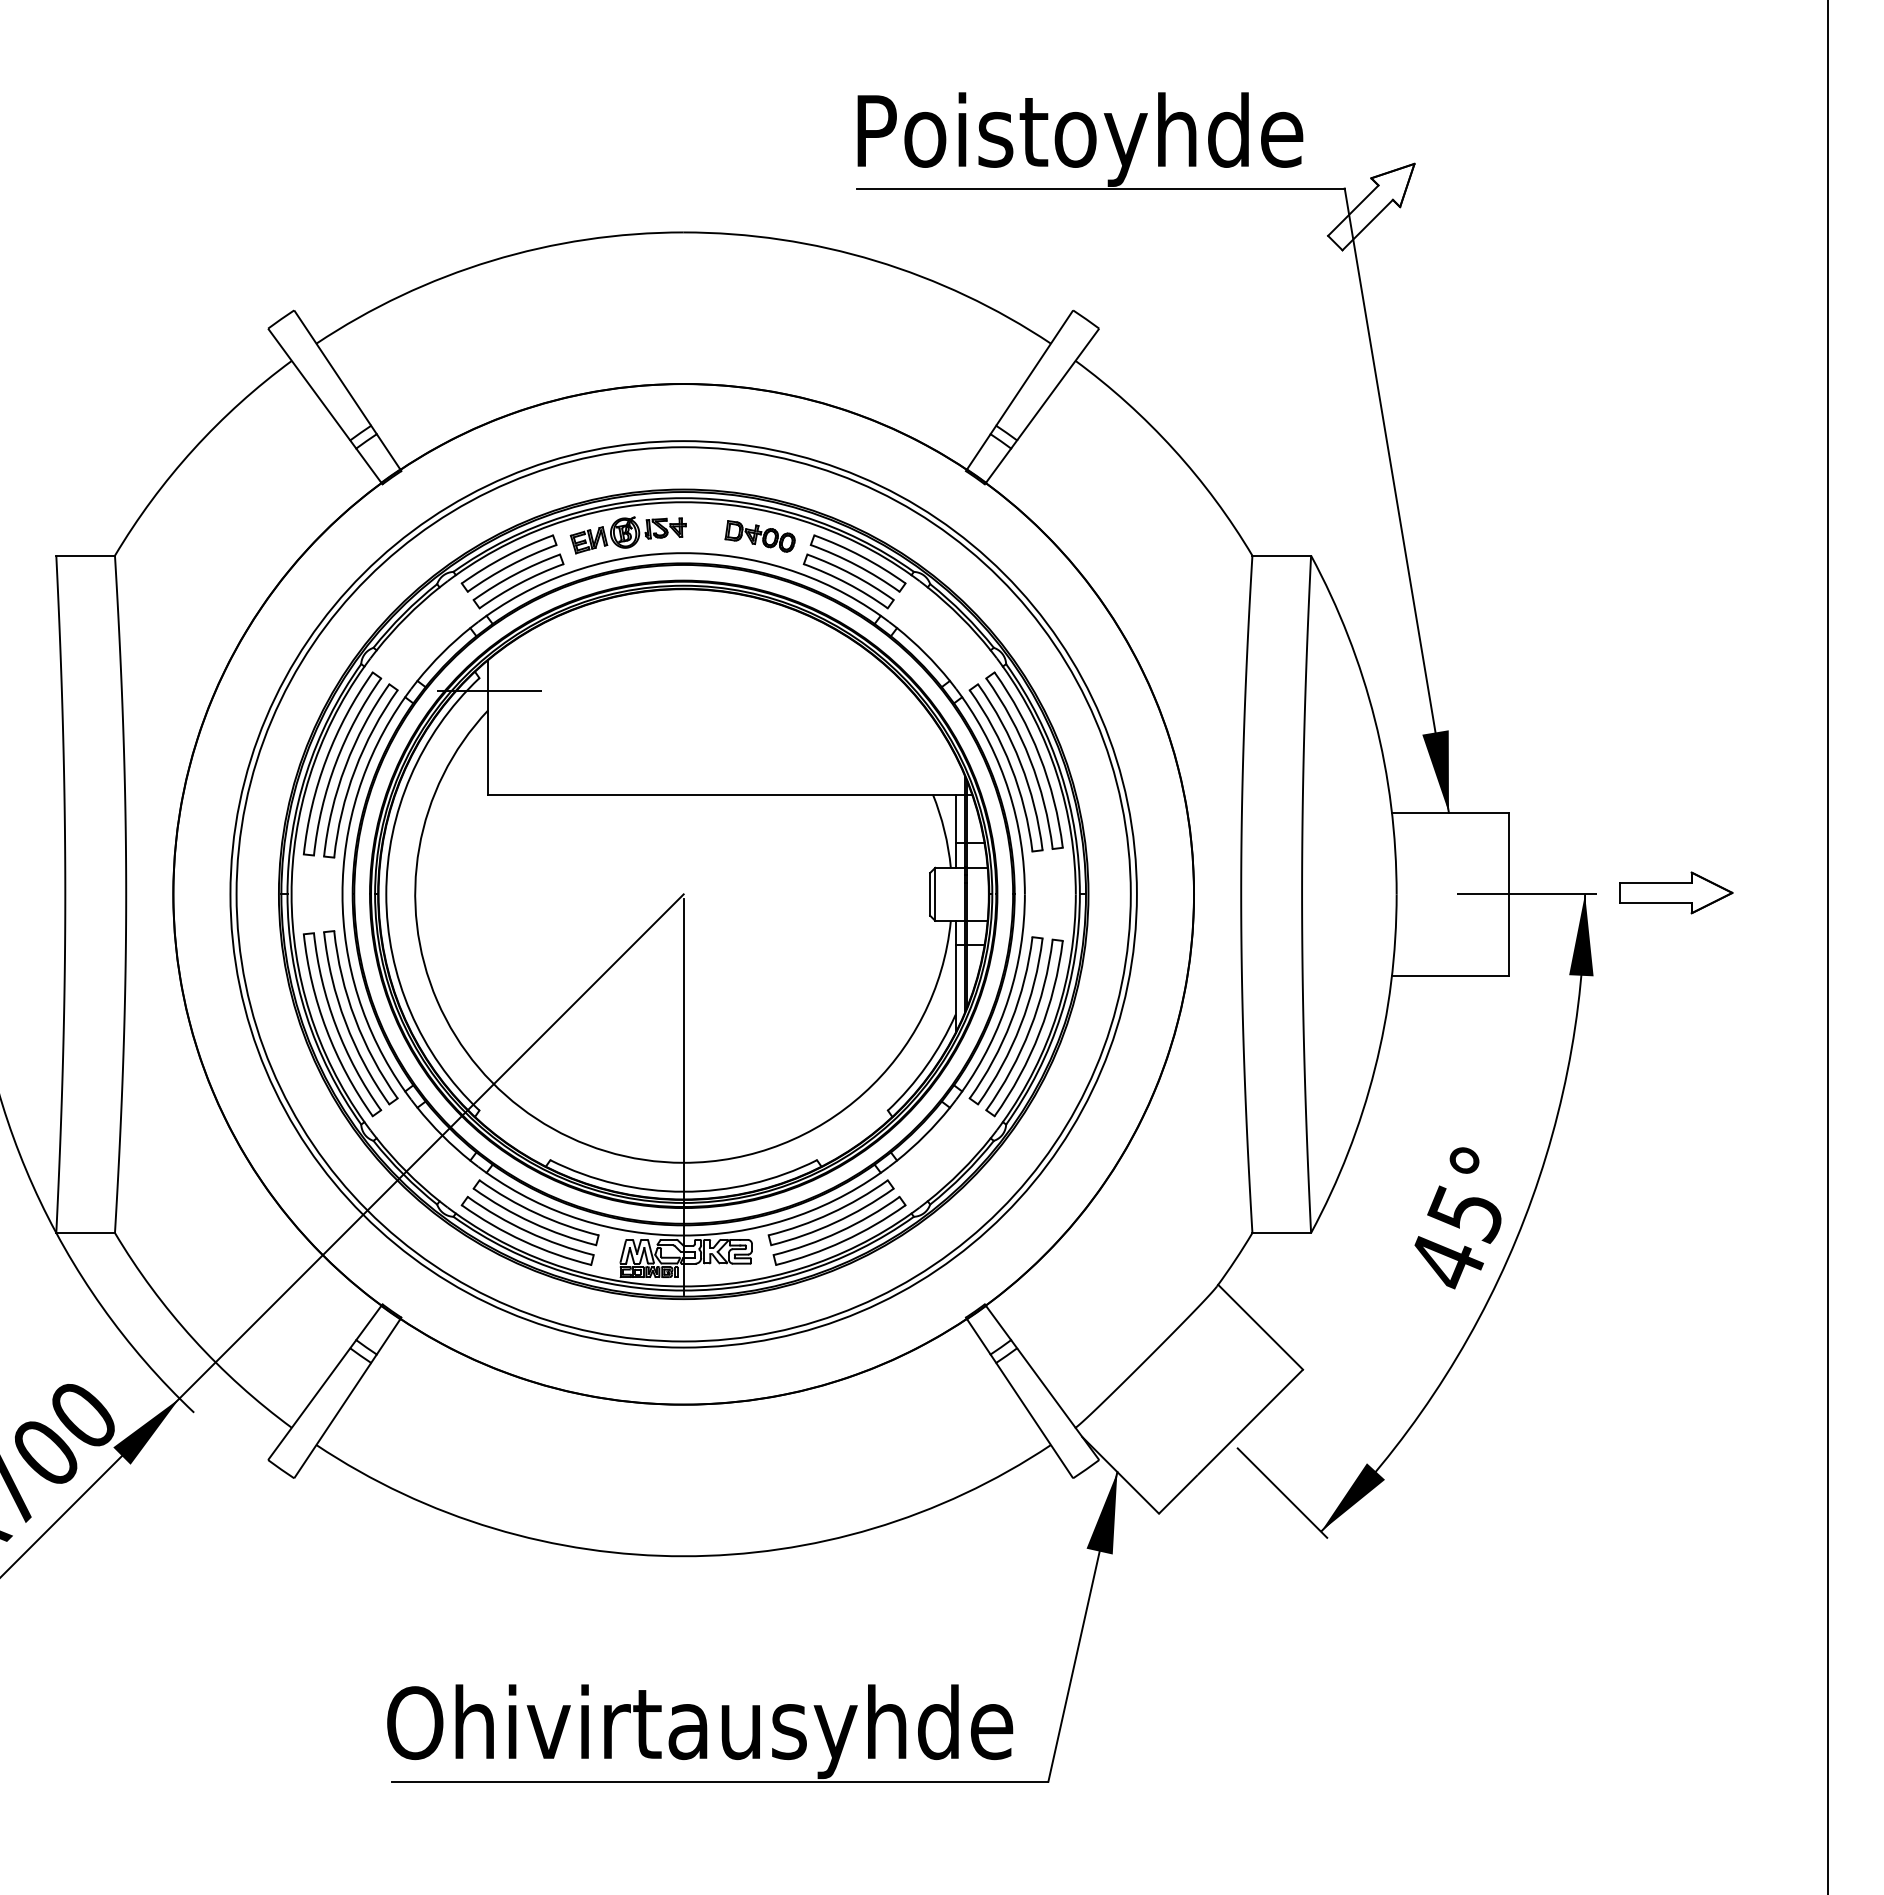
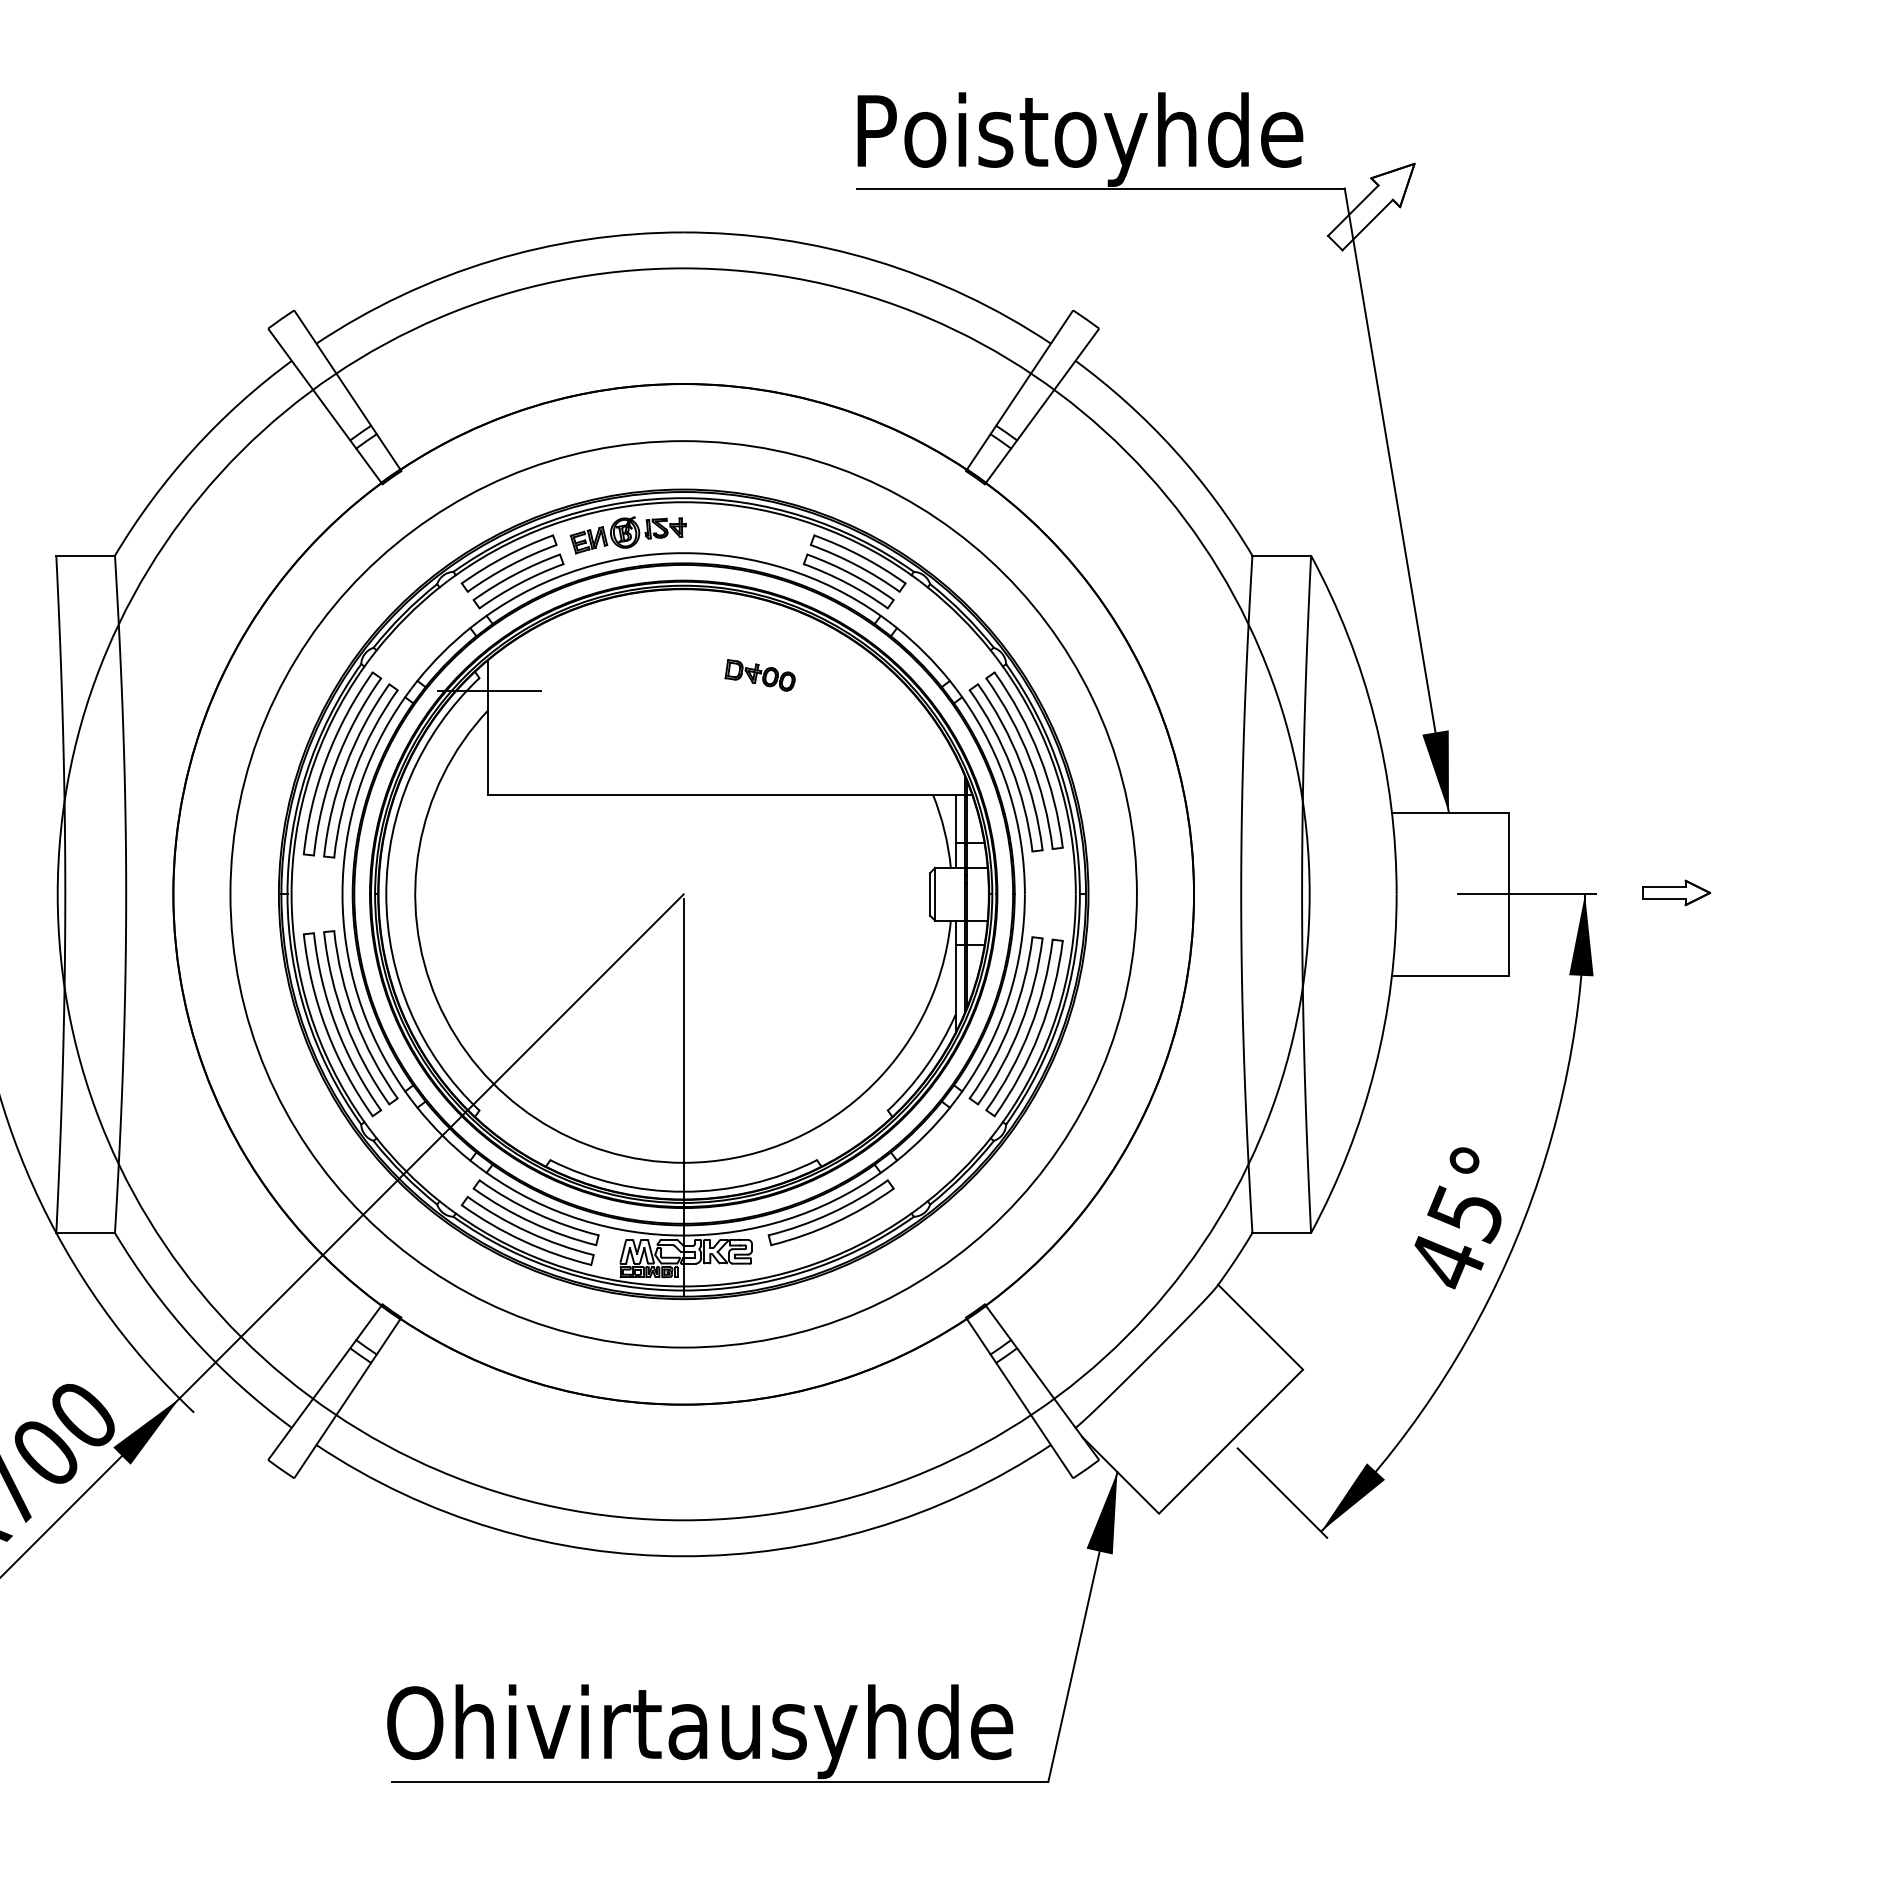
part position: (759, 536) -> (759, 675) (759, 675)
part size: 115x44 px -> 70x28 px (1676, 892)
circle diameter: 894 px -> 1252 px (683, 894)
line: present -> none (1827, 946)
part: present -> none (839, 1230)
